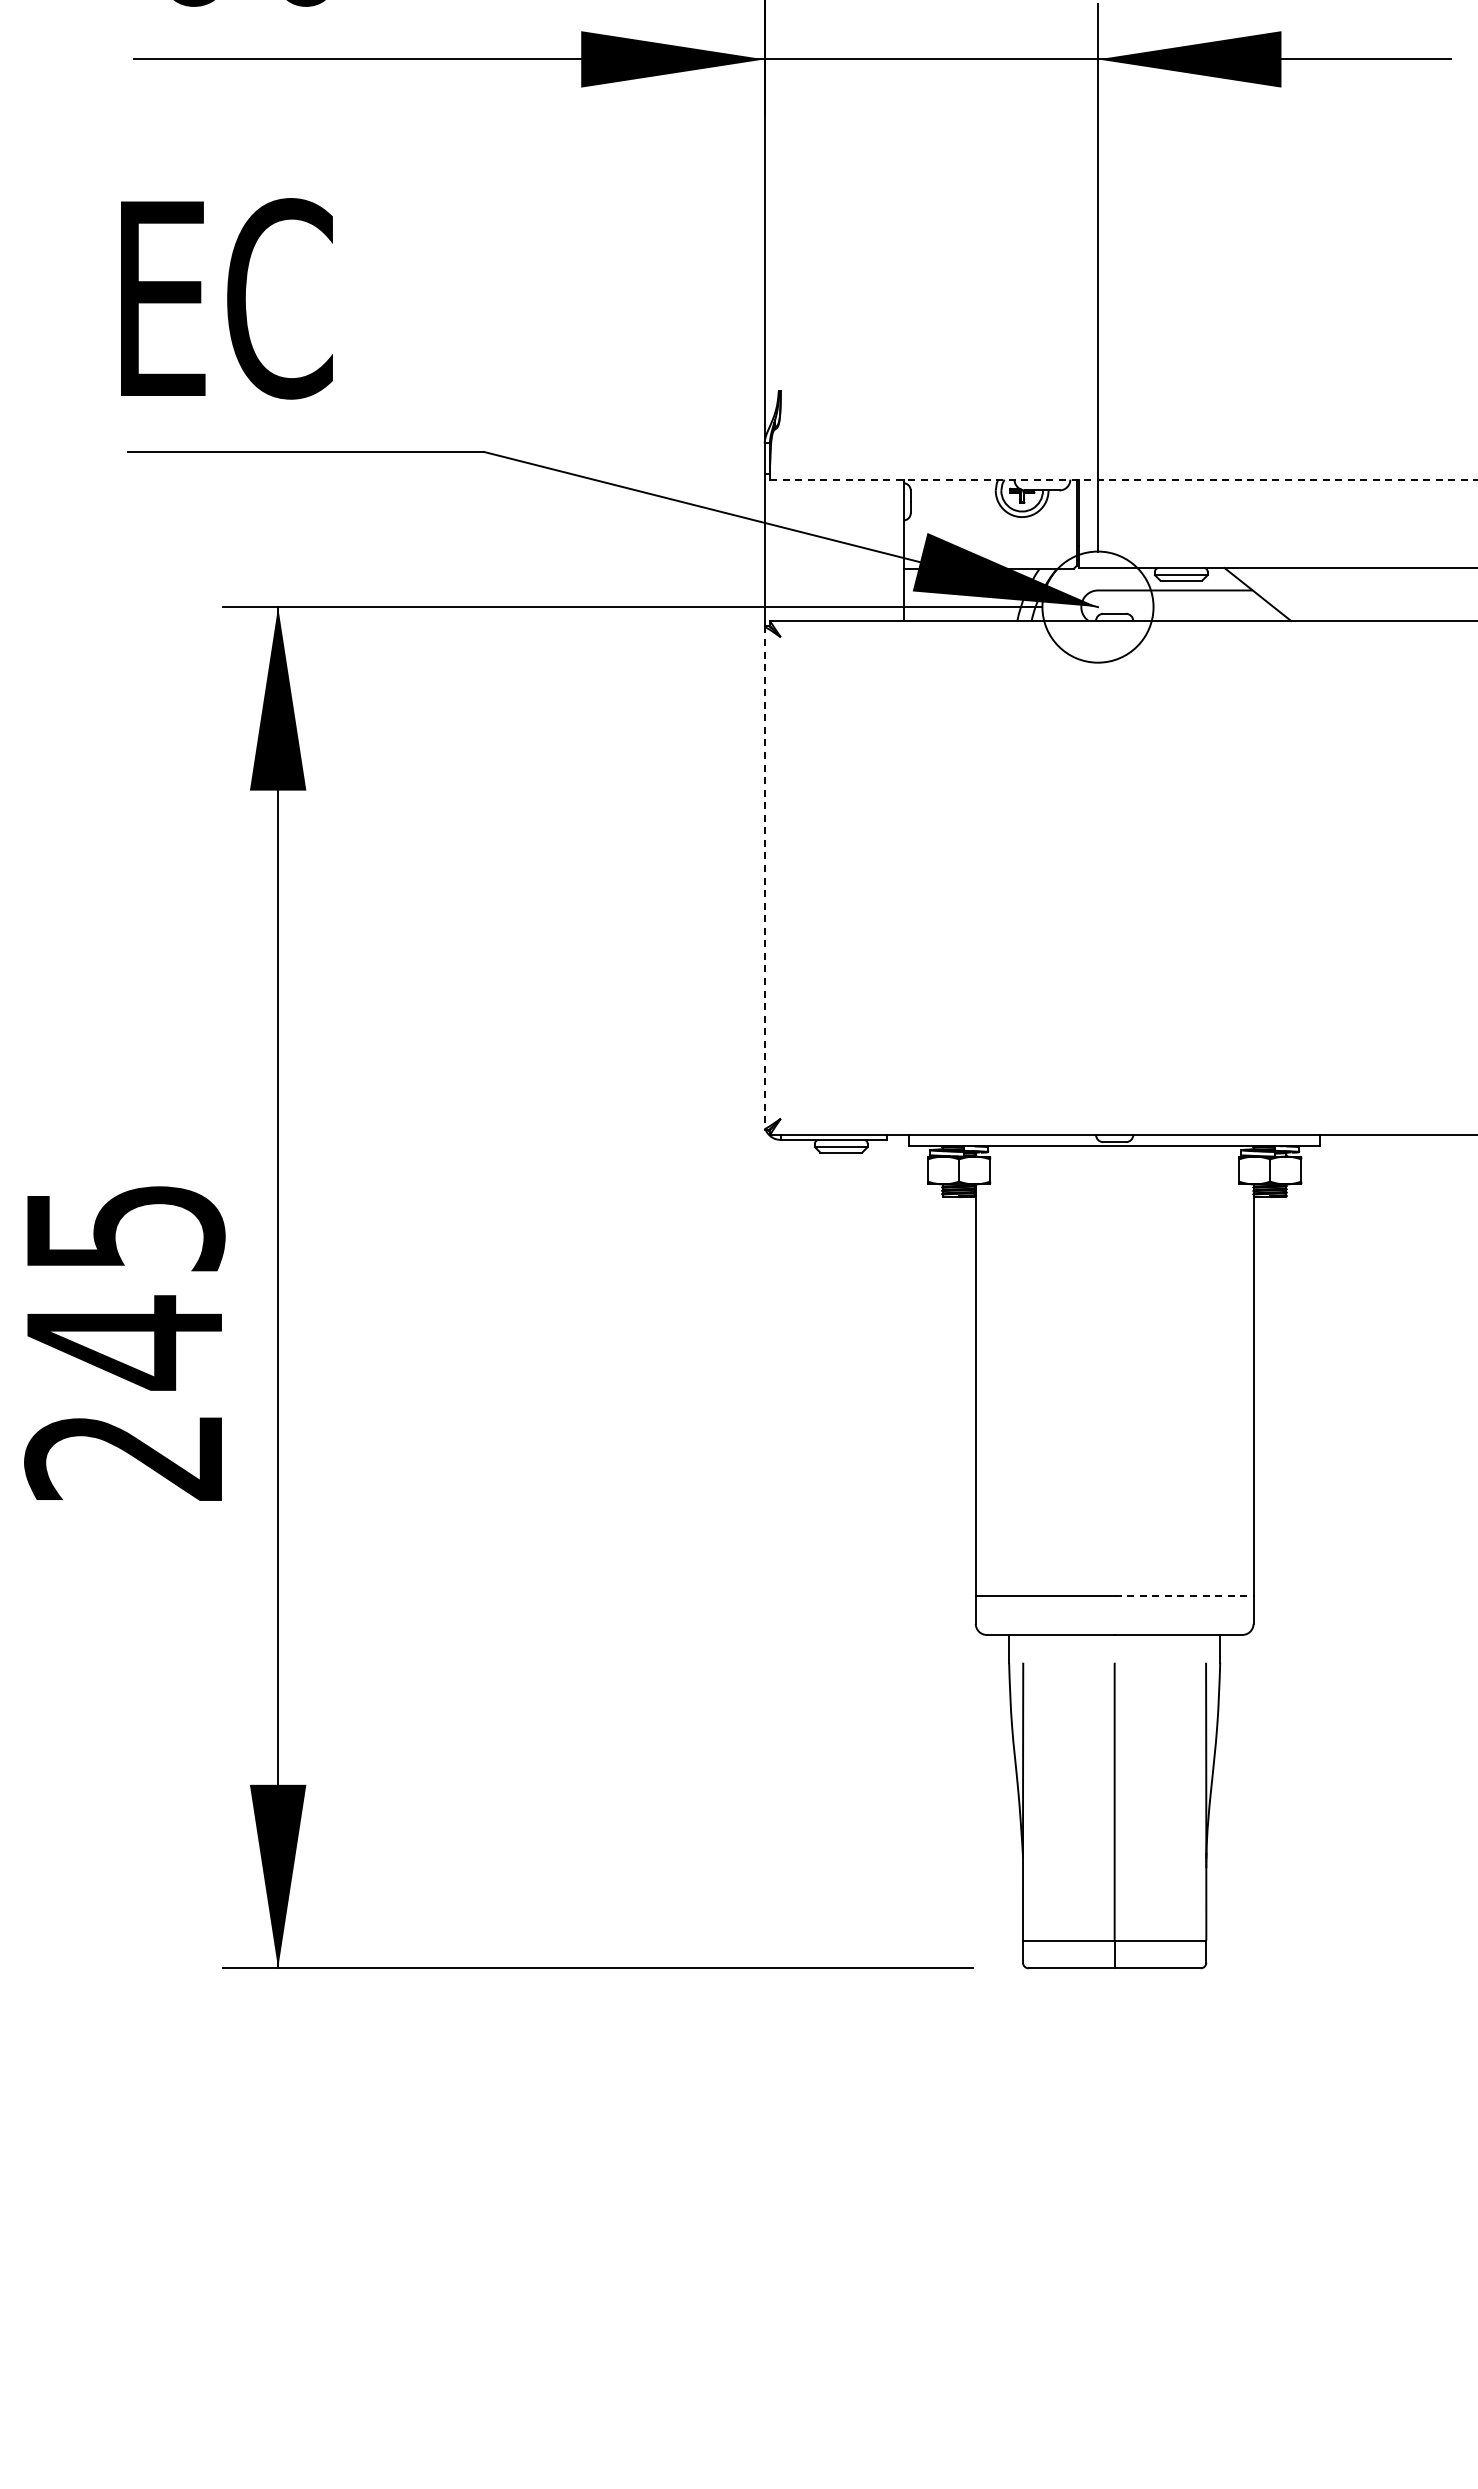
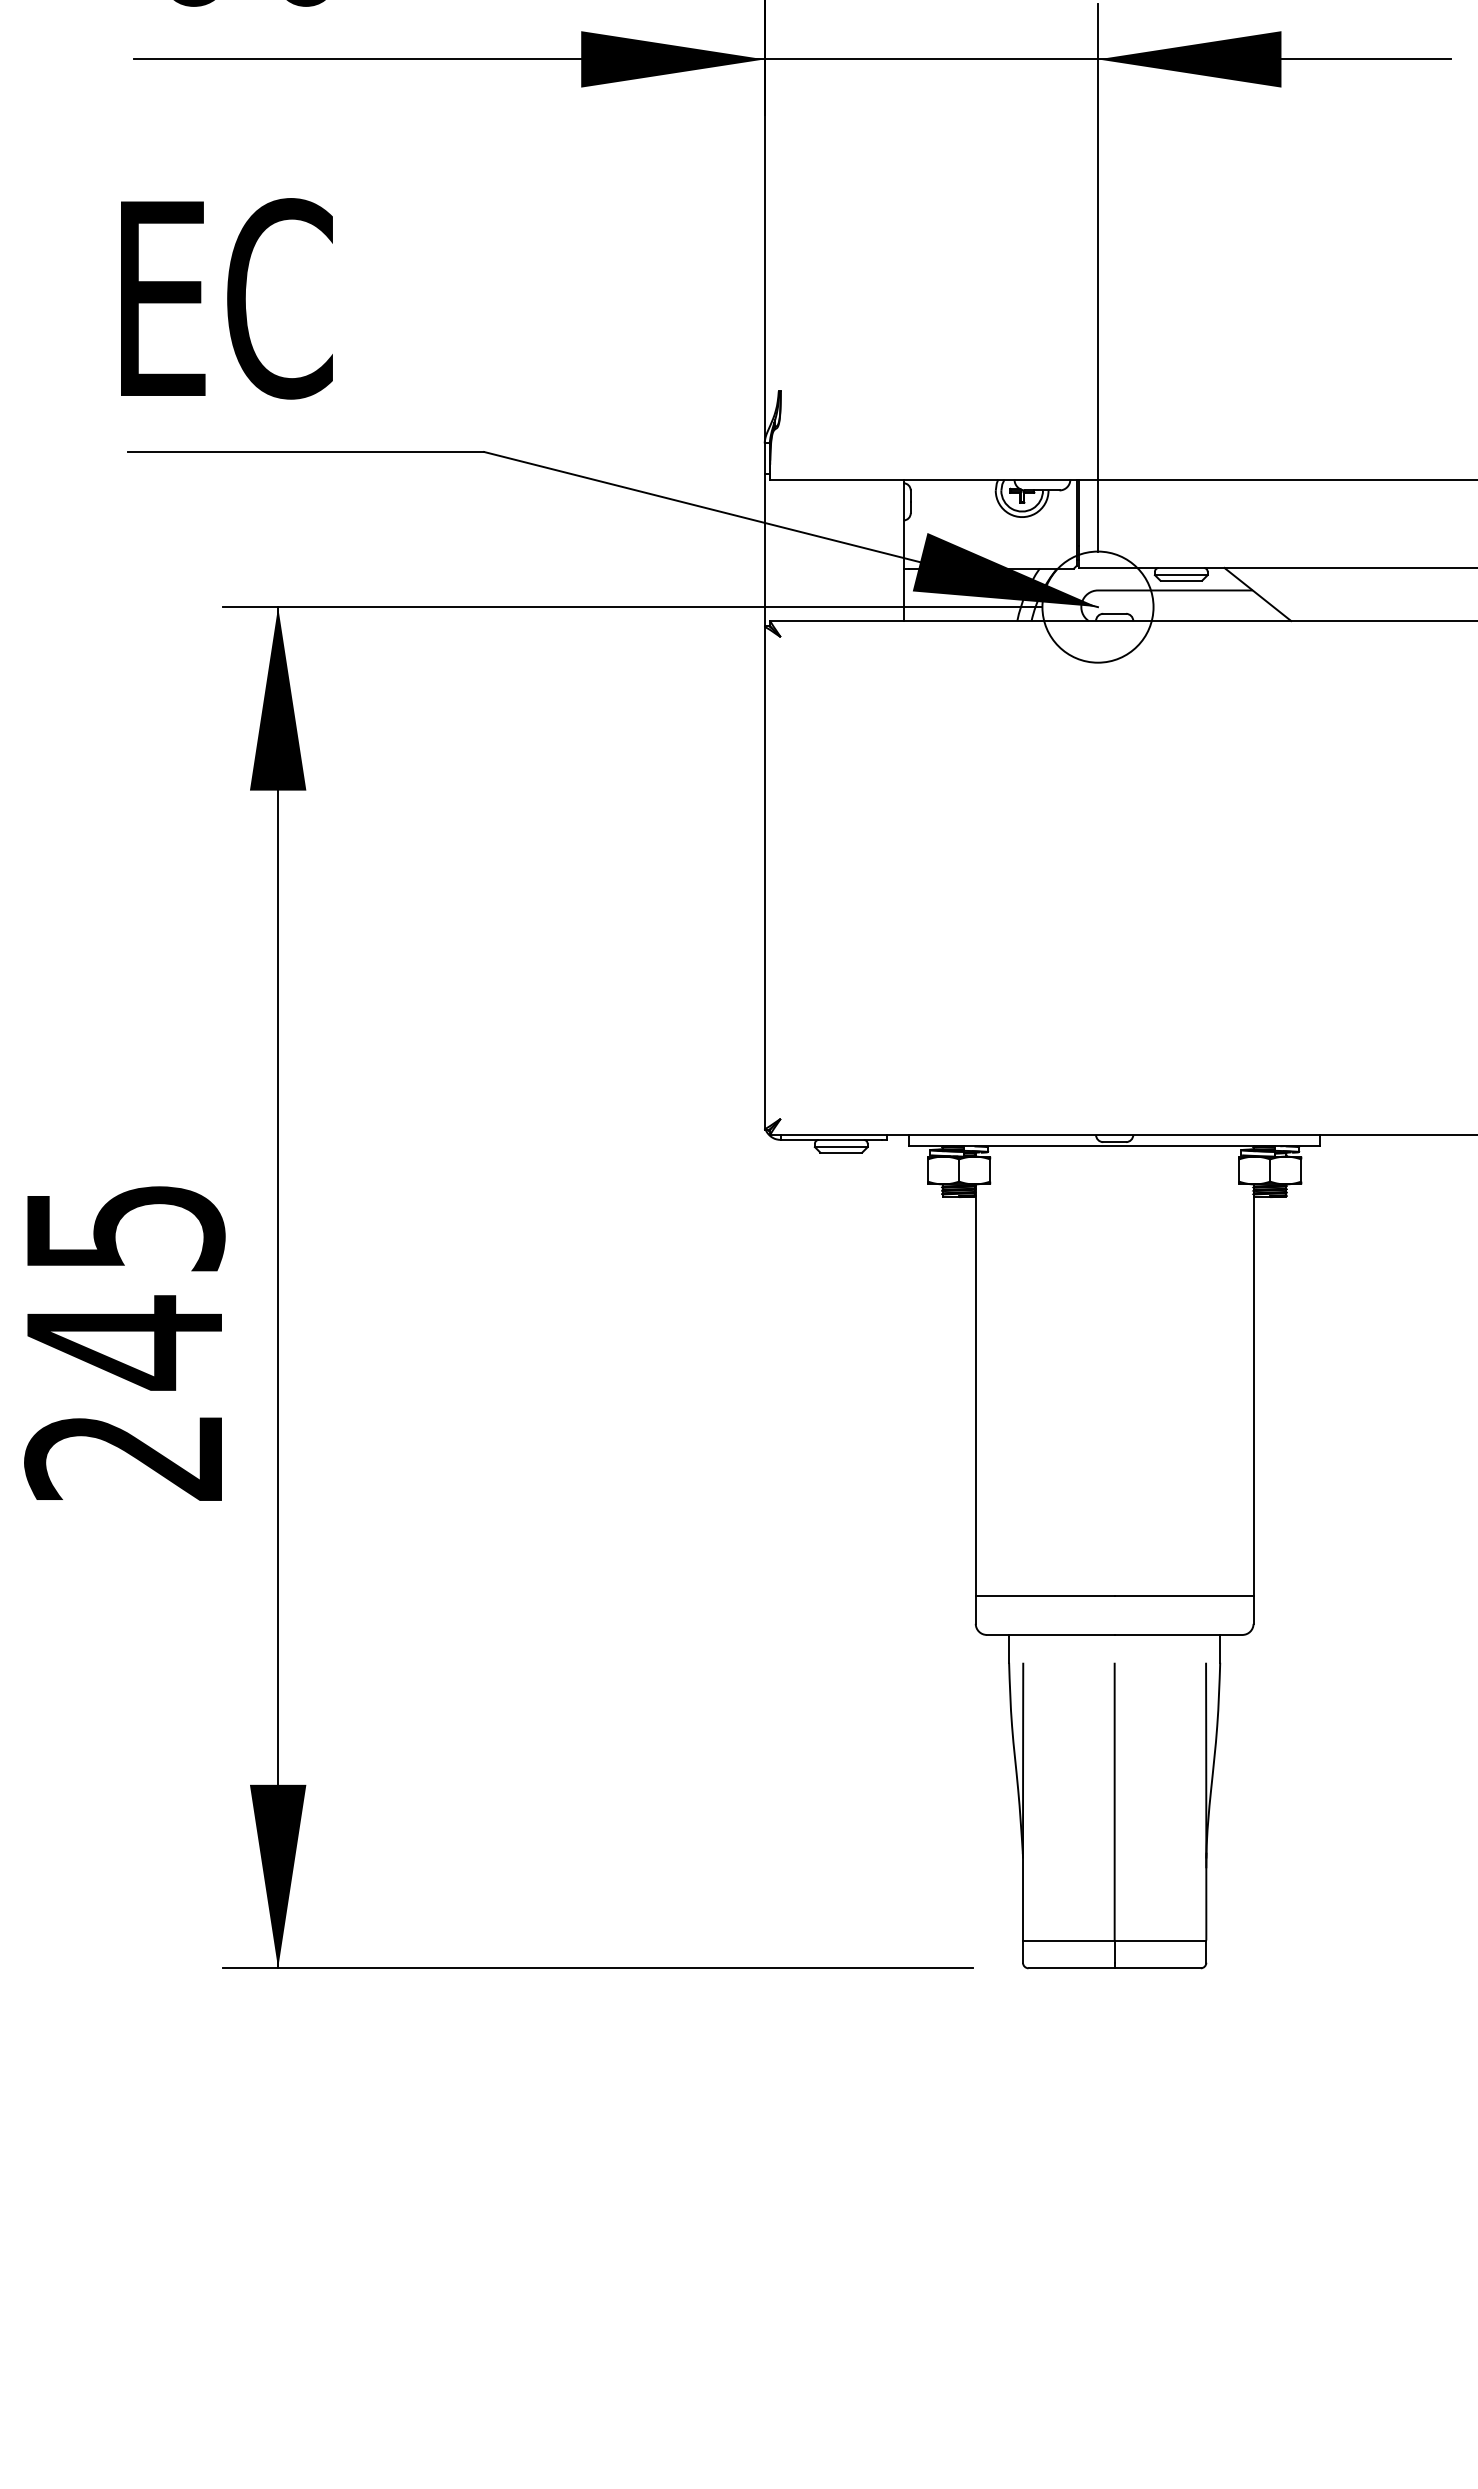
line: dashed -> solid (1124, 479)
line: dashed -> solid (764, 877)
line: dashed -> solid (1184, 1596)
